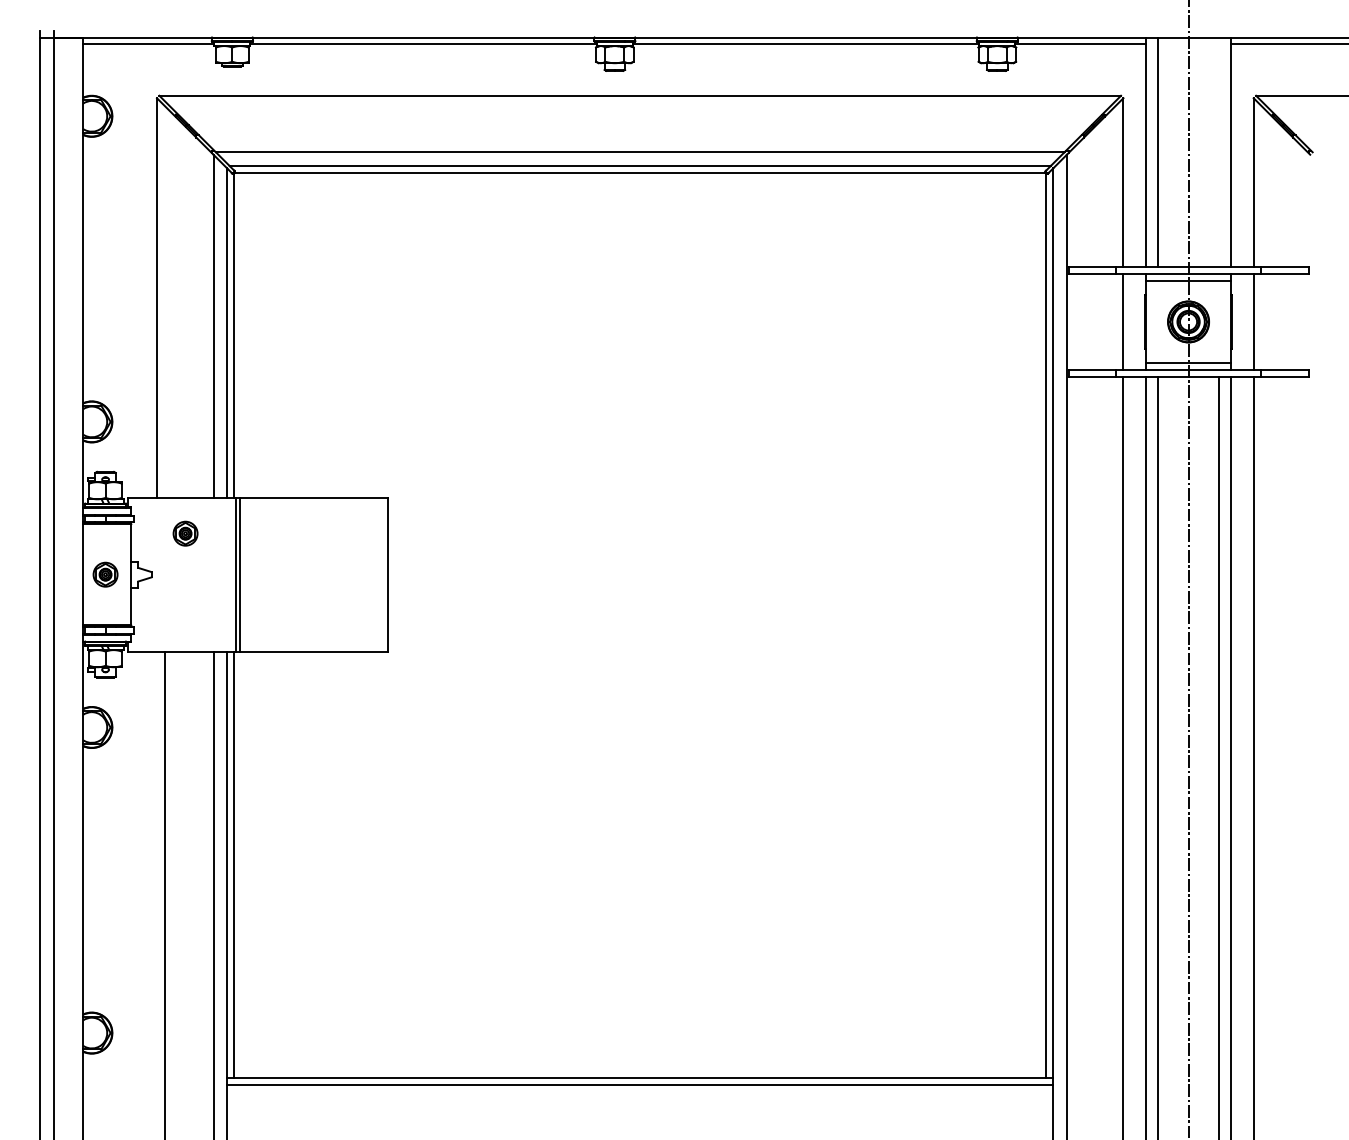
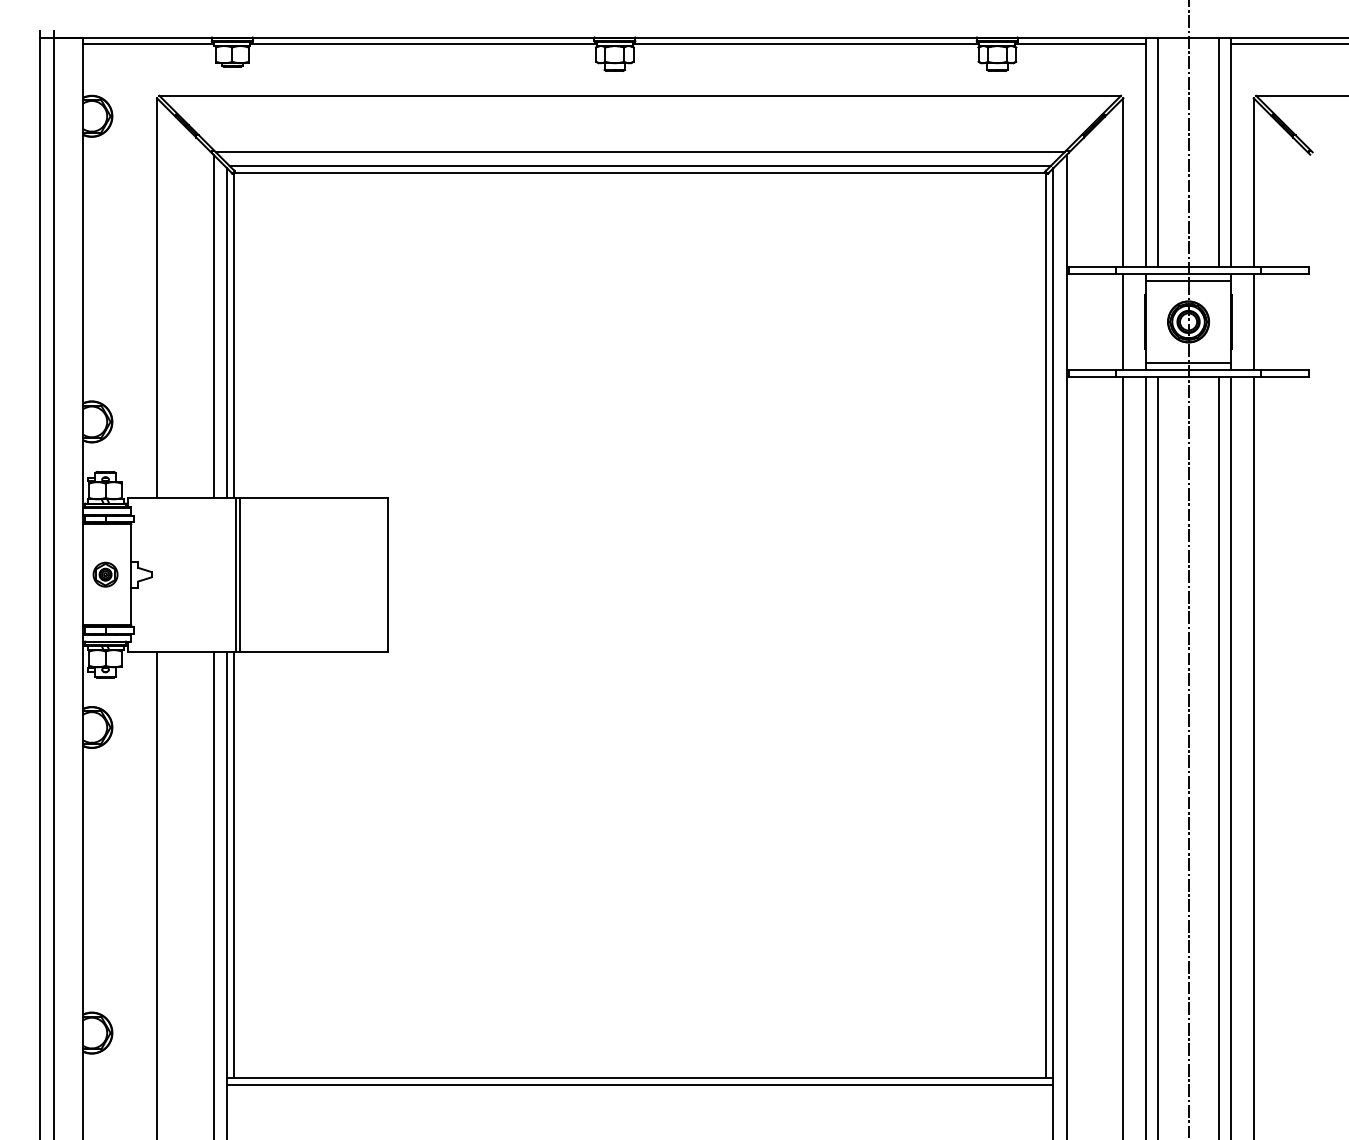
line: none -> present (1219, 152)
part: present -> none (185, 533)
line position: (164, 893) -> (156, 893) (156, 893)
